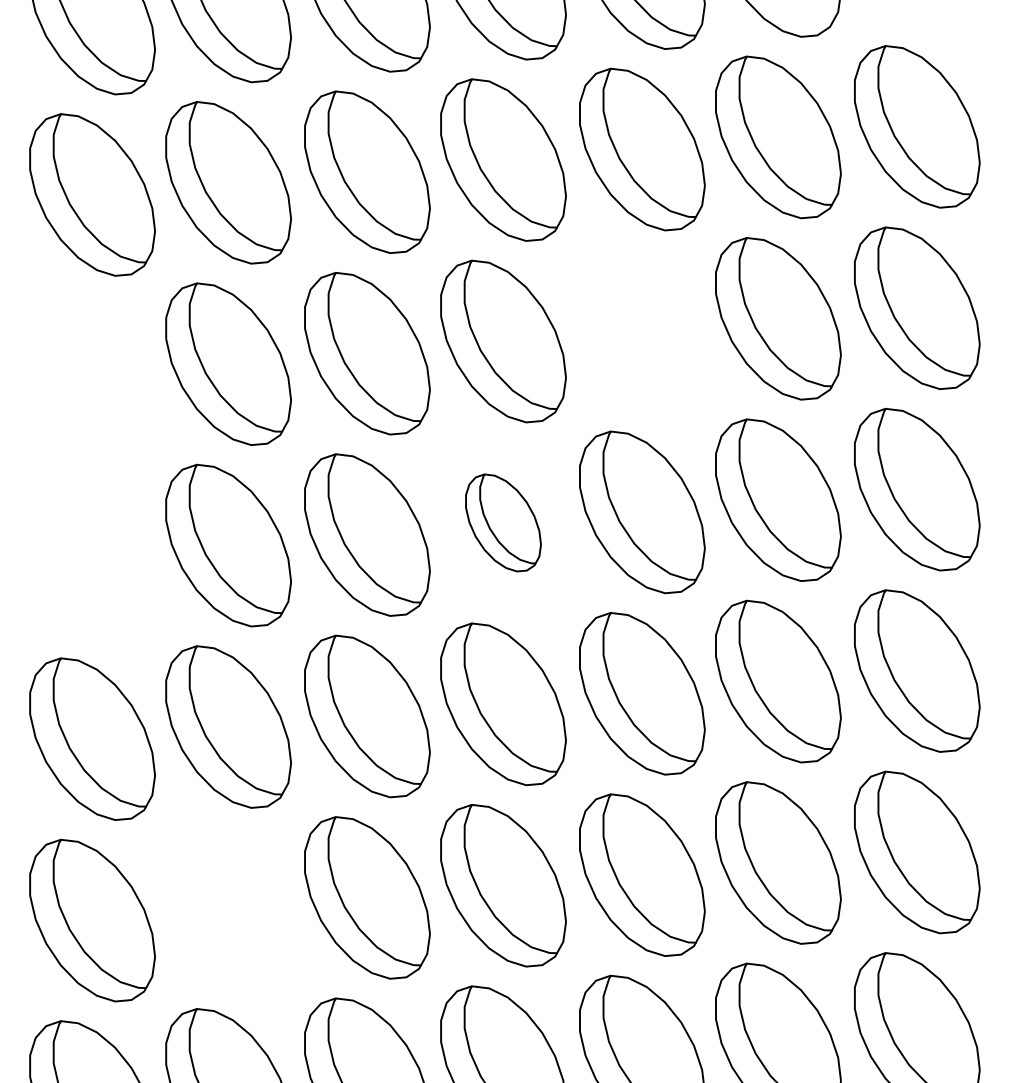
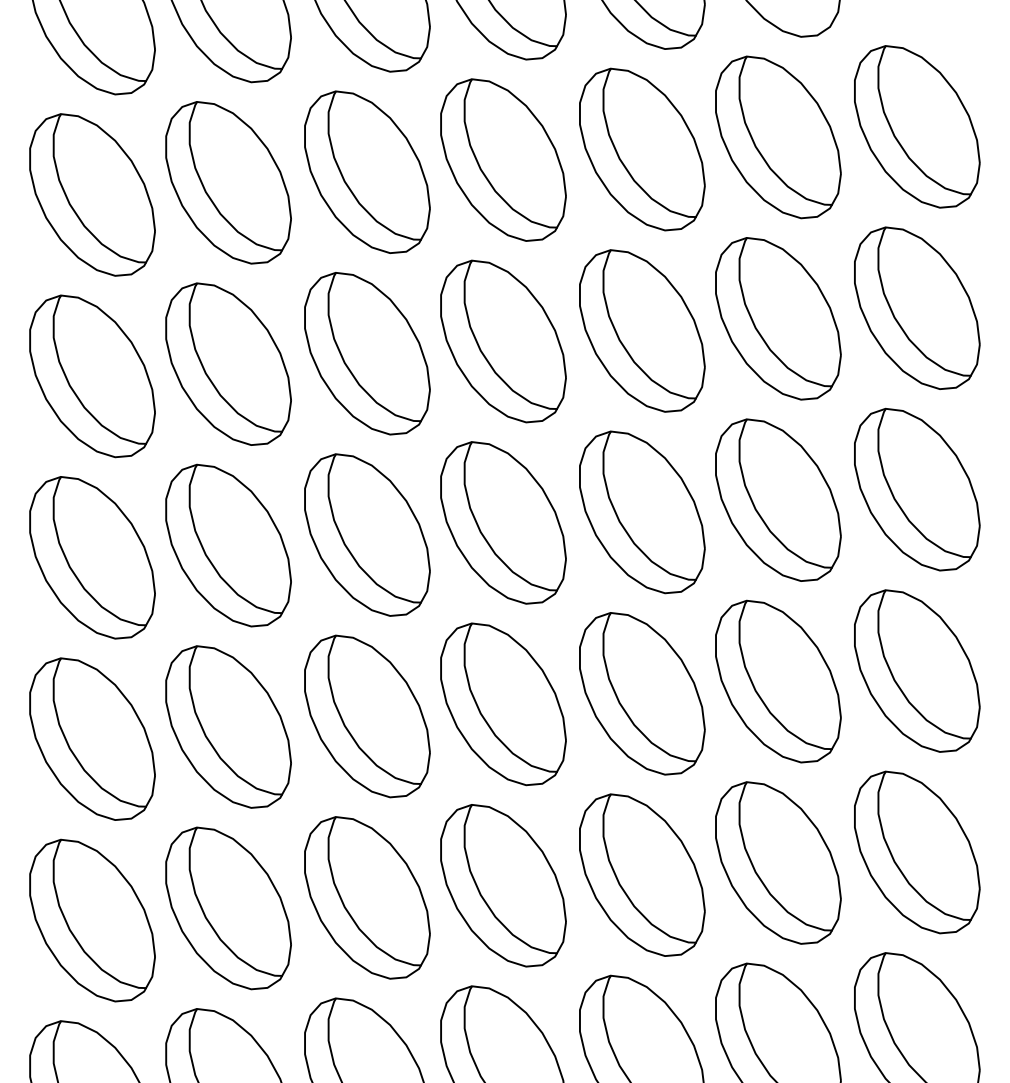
part: none -> present (642, 330)
part: none -> present (92, 376)
part size: 77x100 px -> 127x164 px (503, 522)
part: none -> present (92, 557)
part: none -> present (228, 908)
